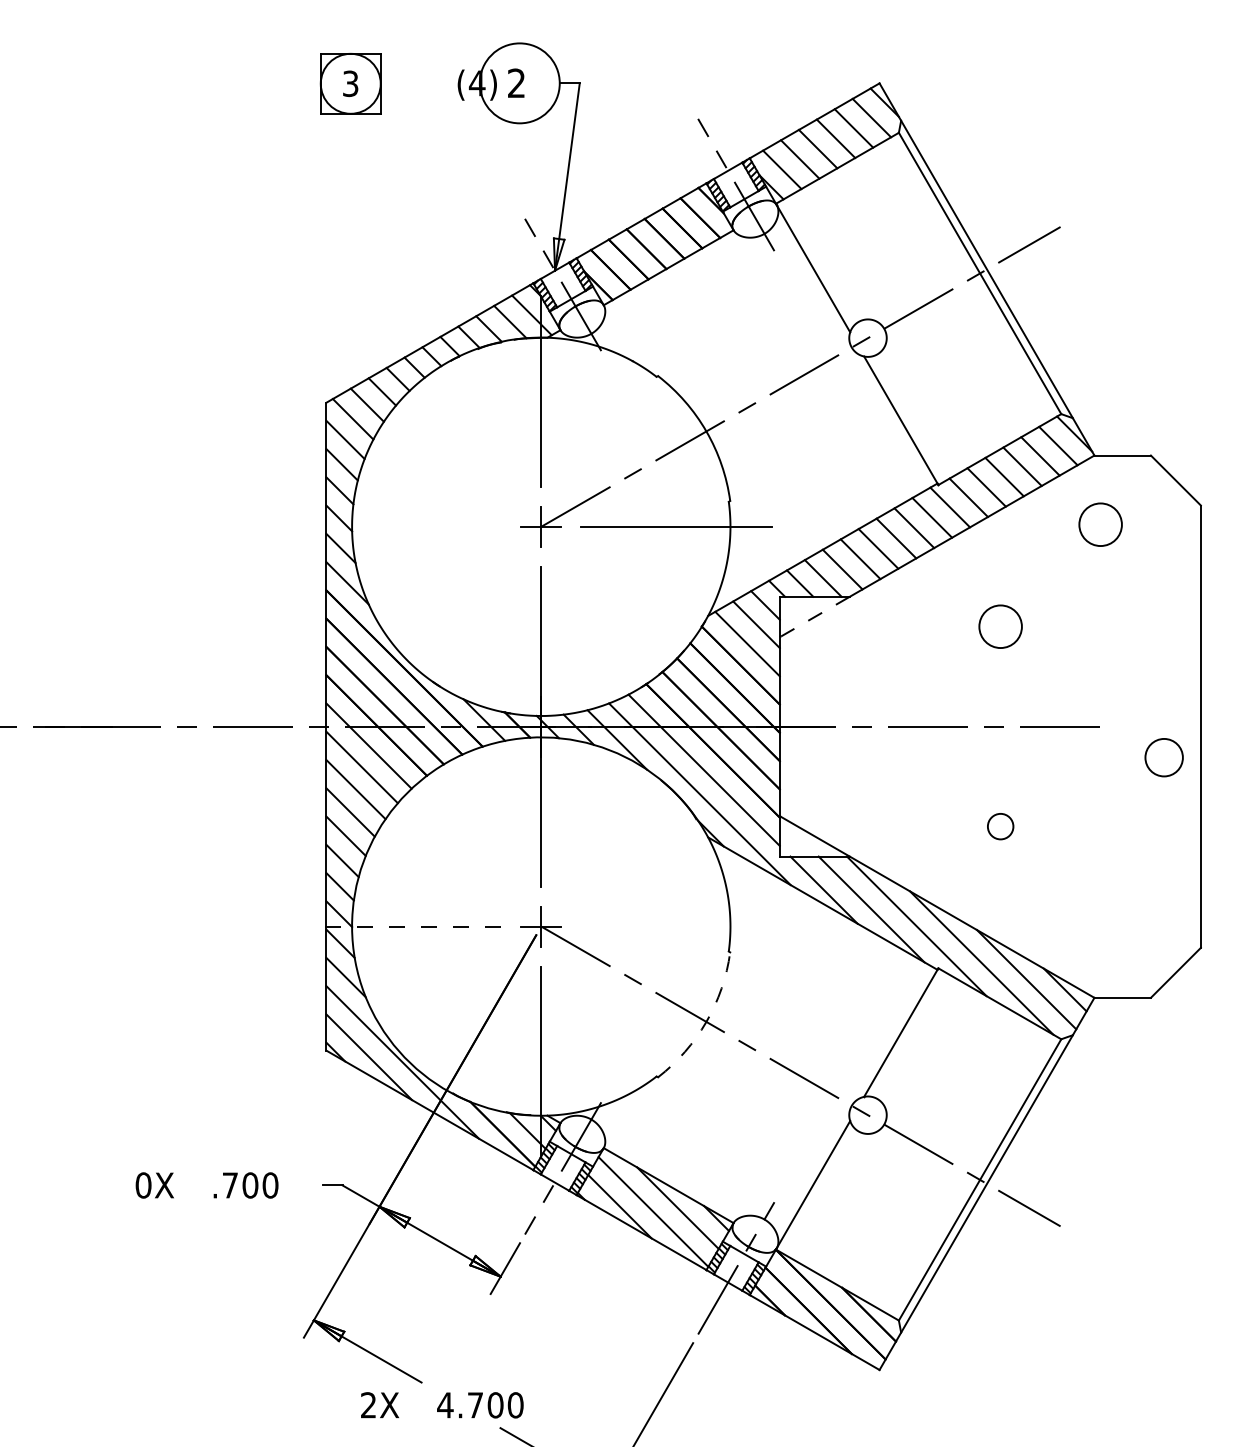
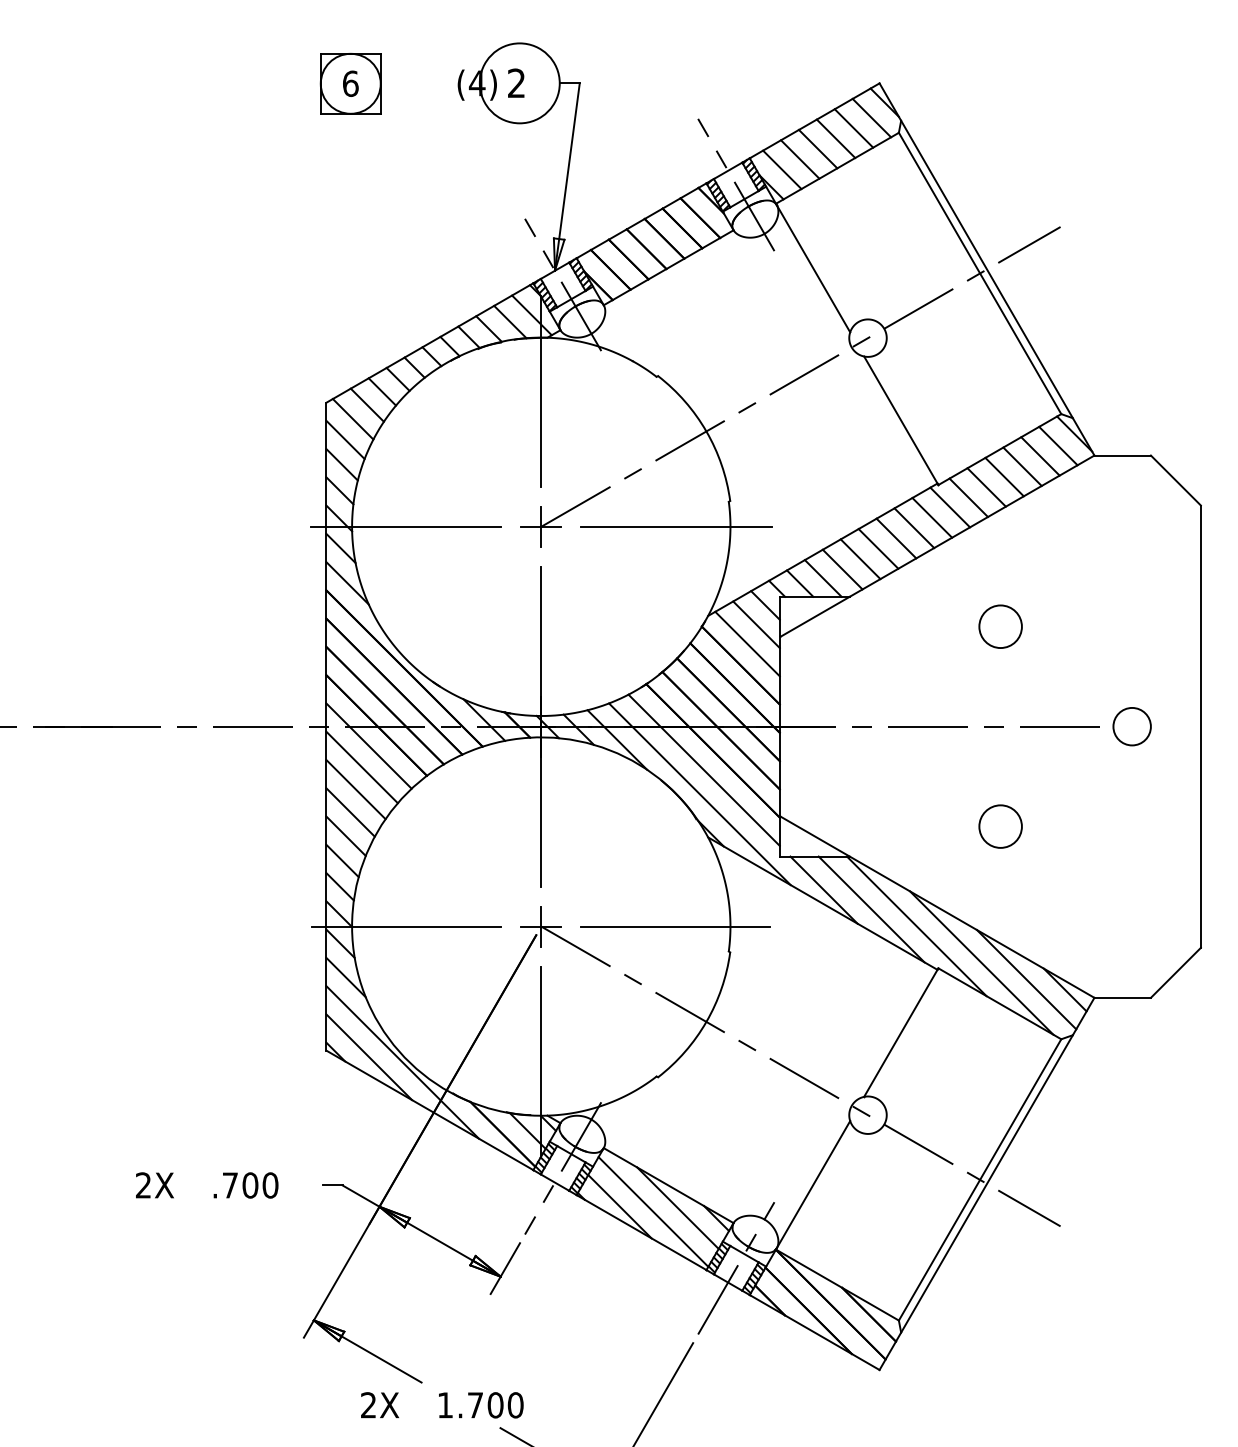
text: 3 -> 6 (350, 83)
circle: present -> none (1100, 524)
line: none -> present (405, 526)
line: dashed -> solid (815, 616)
circle position: (1163, 757) -> (1131, 726) (1131, 726)
circle diameter: 26 px -> 43 px (1000, 826)
line: dashed -> solid (406, 926)
line: none -> present (675, 926)
arc: dashed -> solid (706, 1021)
text: 0X -> 2X (143, 1185)
text: 4.700 -> 1.700 (445, 1405)
